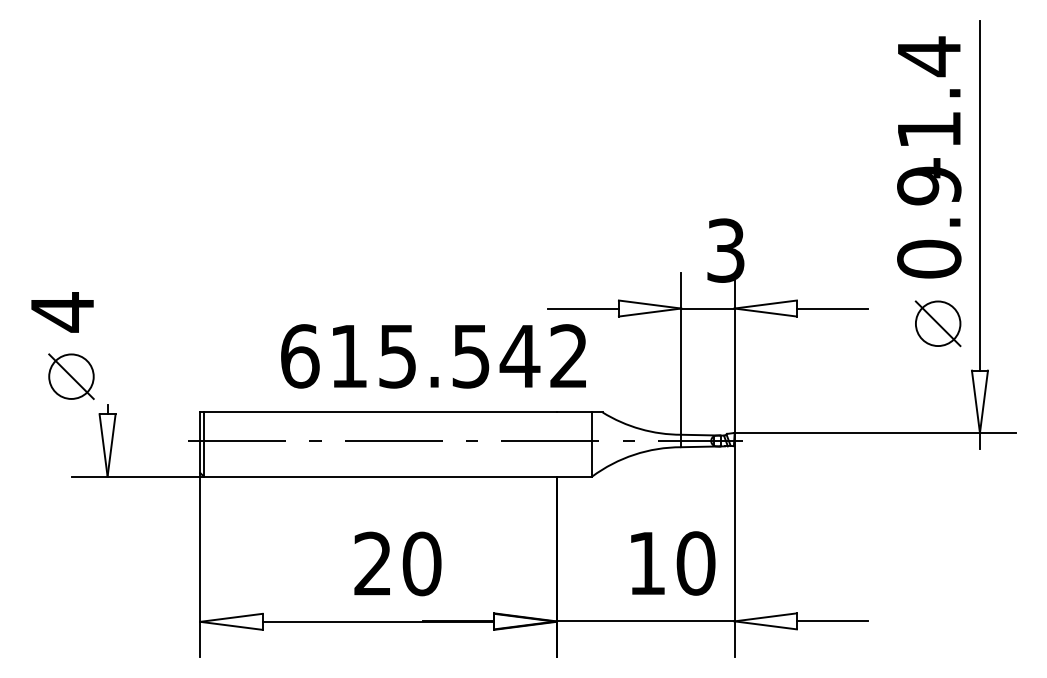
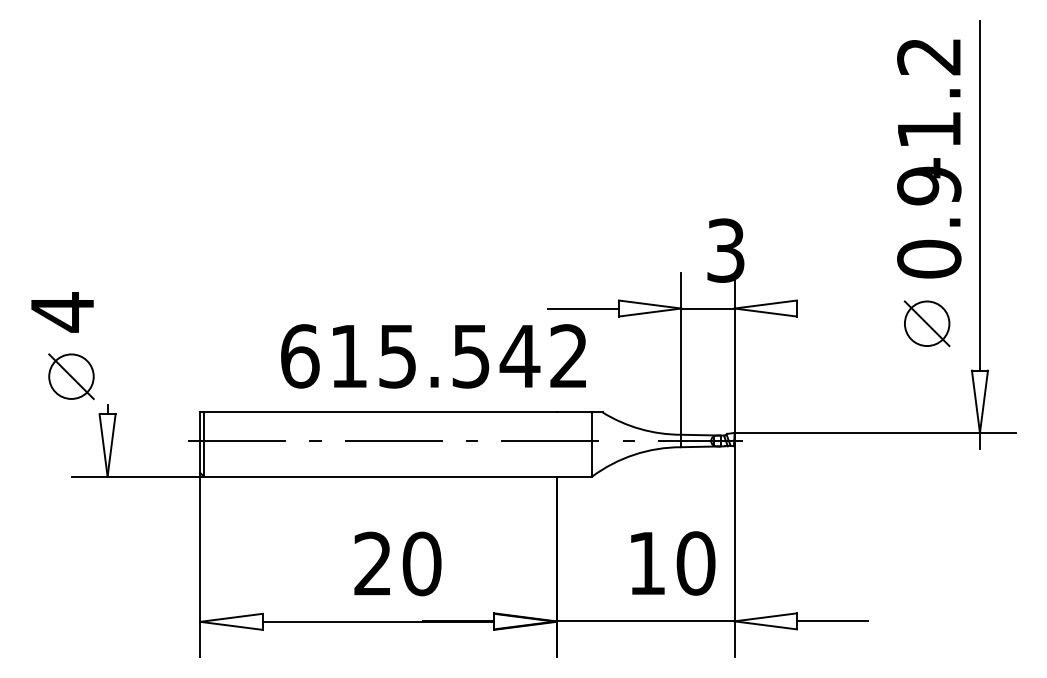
text: -1.4 -> -1.2 (928, 56)
line: present -> none (832, 308)
part position: (937, 323) -> (926, 323) (926, 323)
